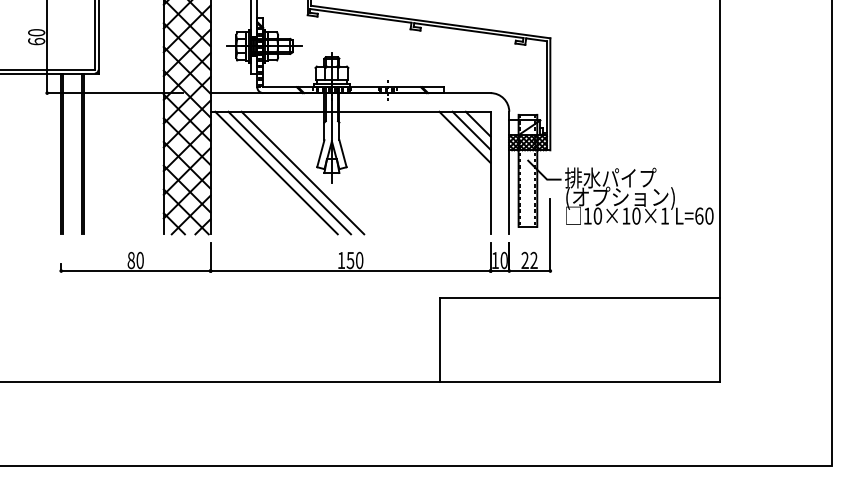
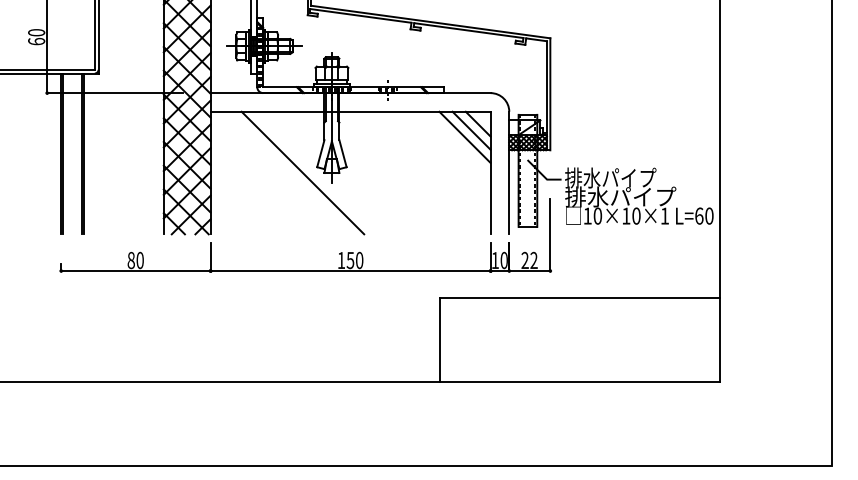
line: present -> none (276, 172)
line: present -> none (289, 172)
text: (オプション) -> 排水パイプ (620, 197)
